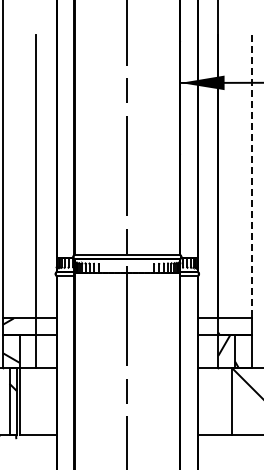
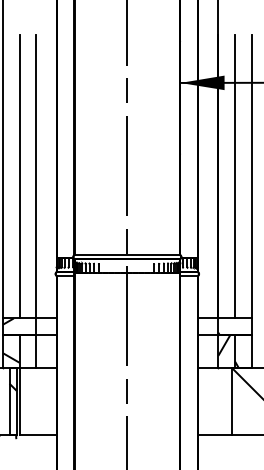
line: none -> present (19, 176)
line: none -> present (235, 176)
line: dashed -> solid (251, 176)
